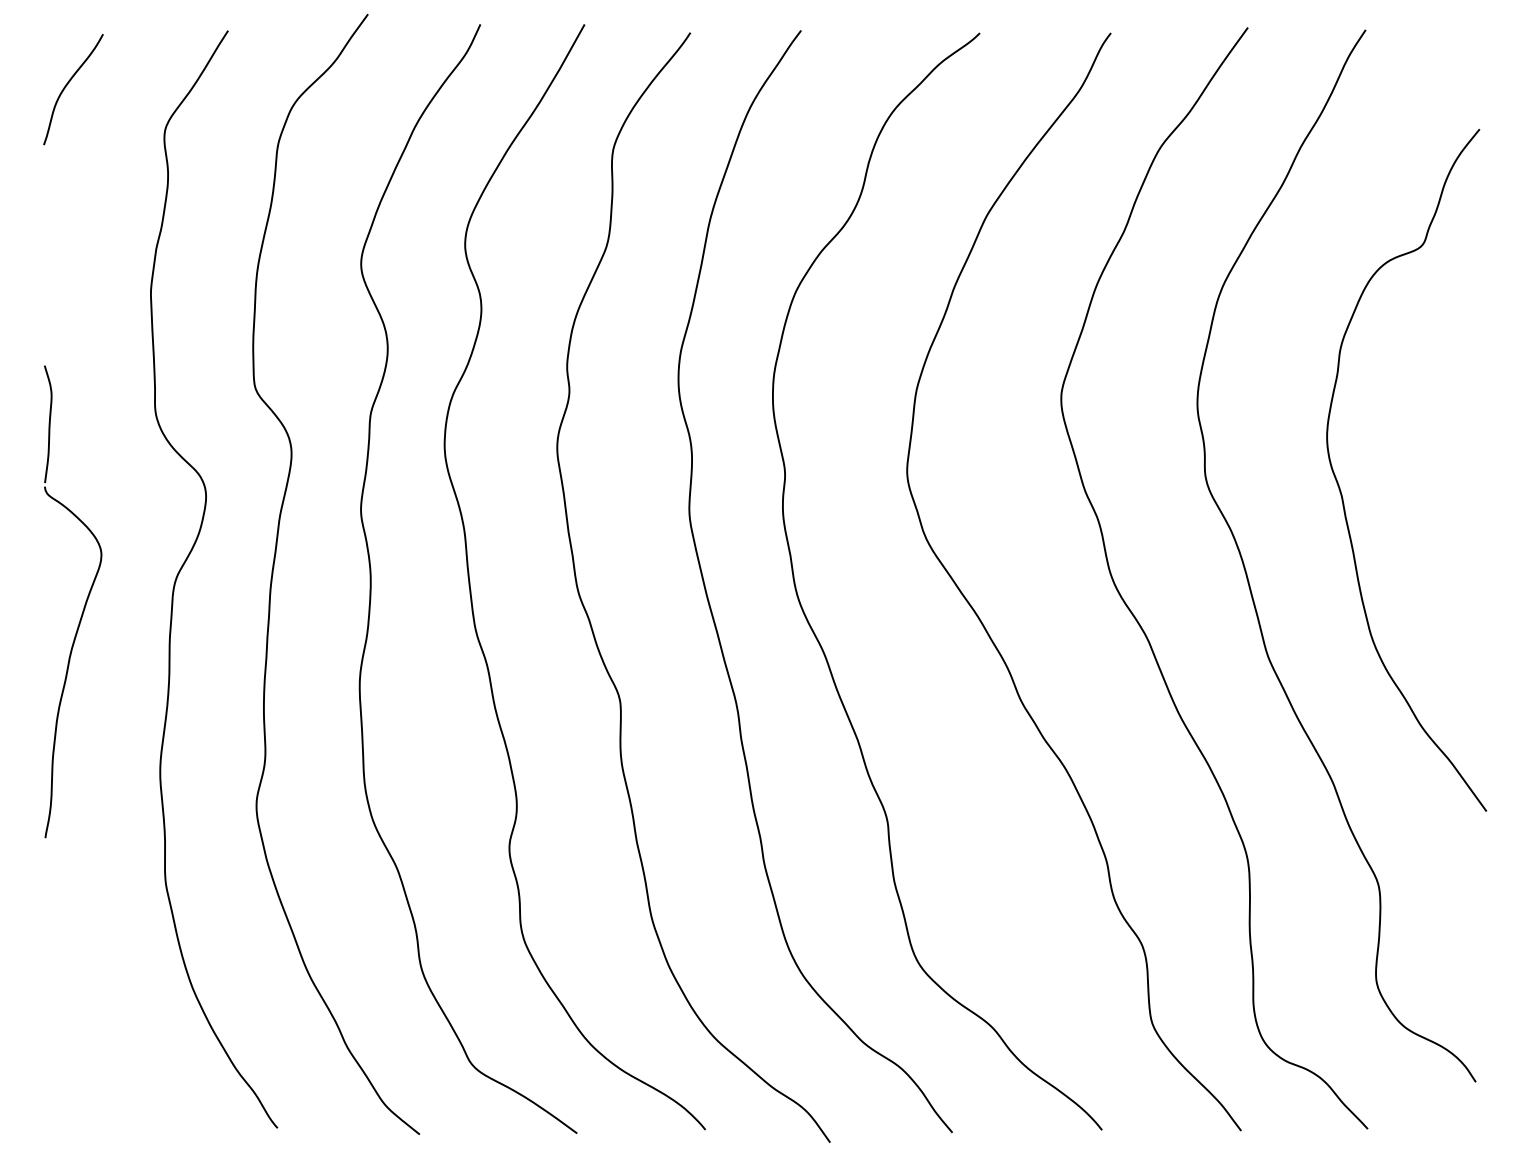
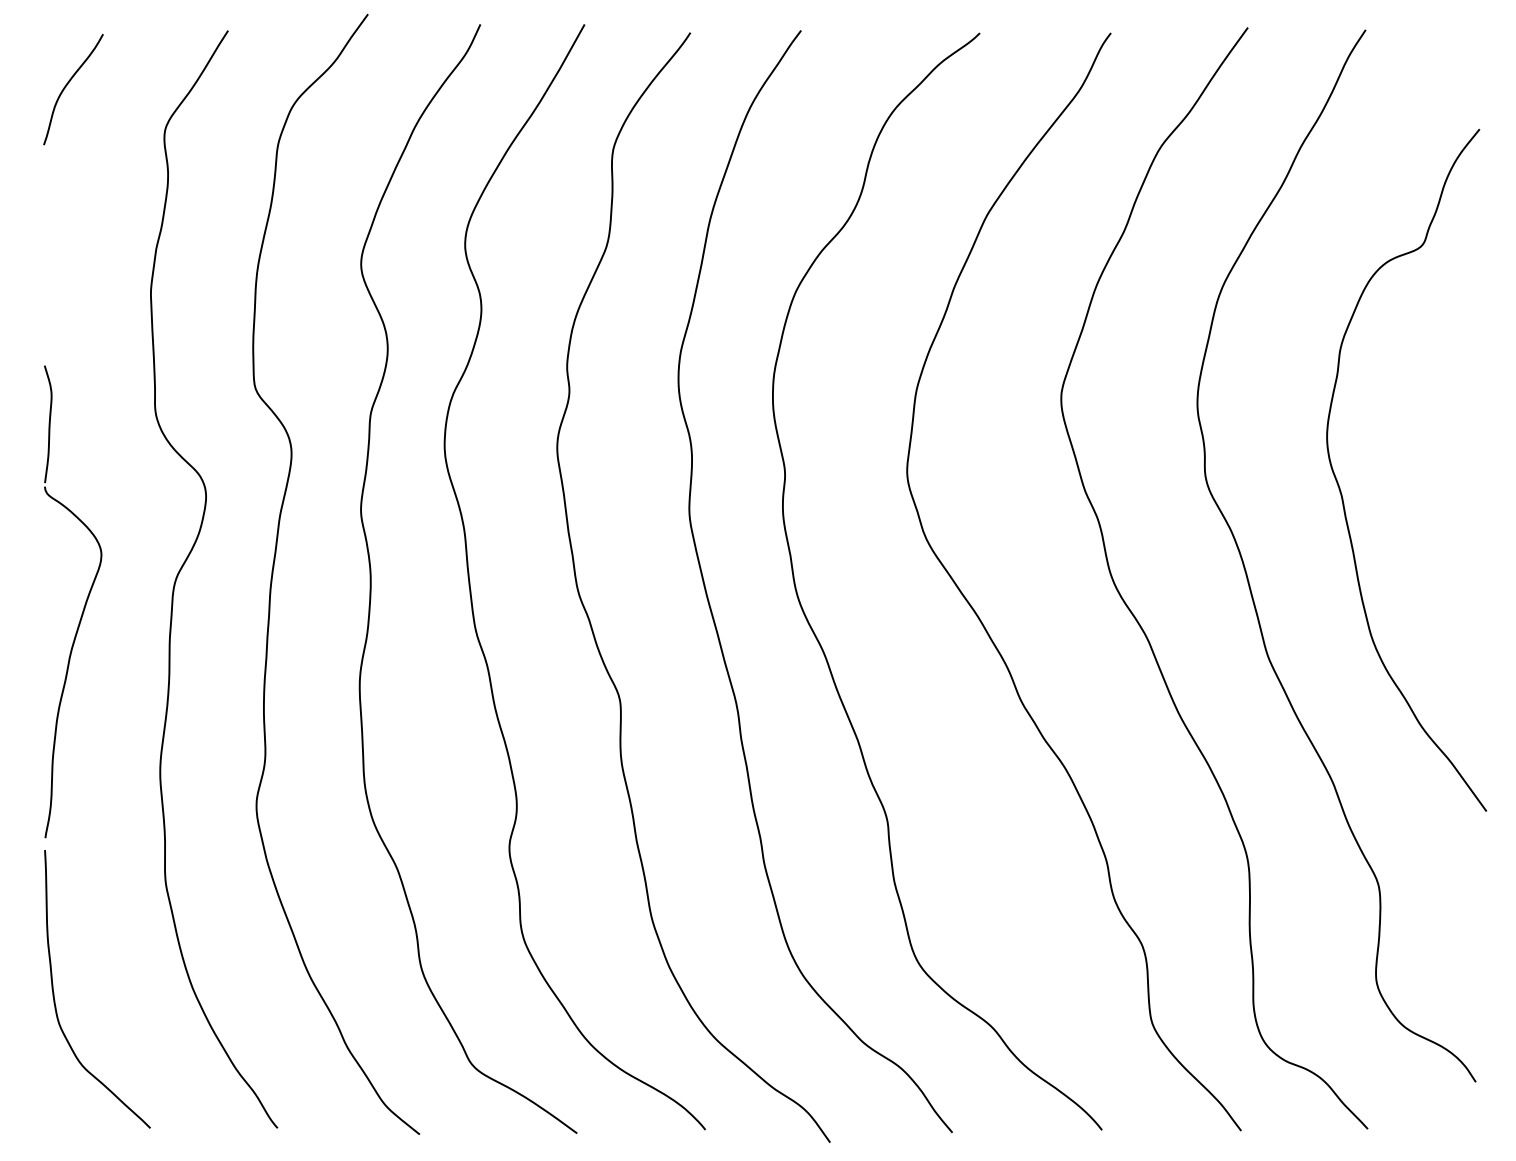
curve: none -> present (54, 992)
